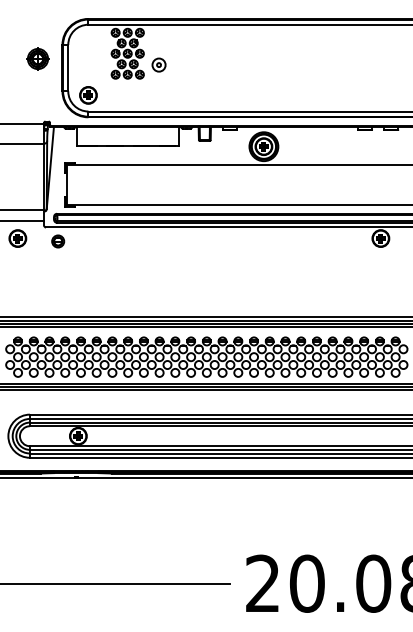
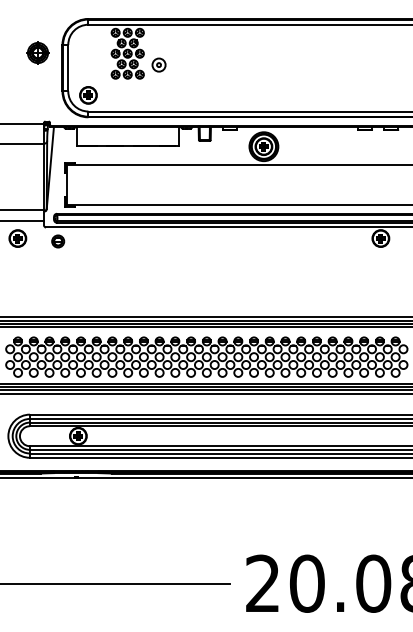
part position: (37, 58) -> (37, 52) (37, 52)
line: none -> present (205, 394)
